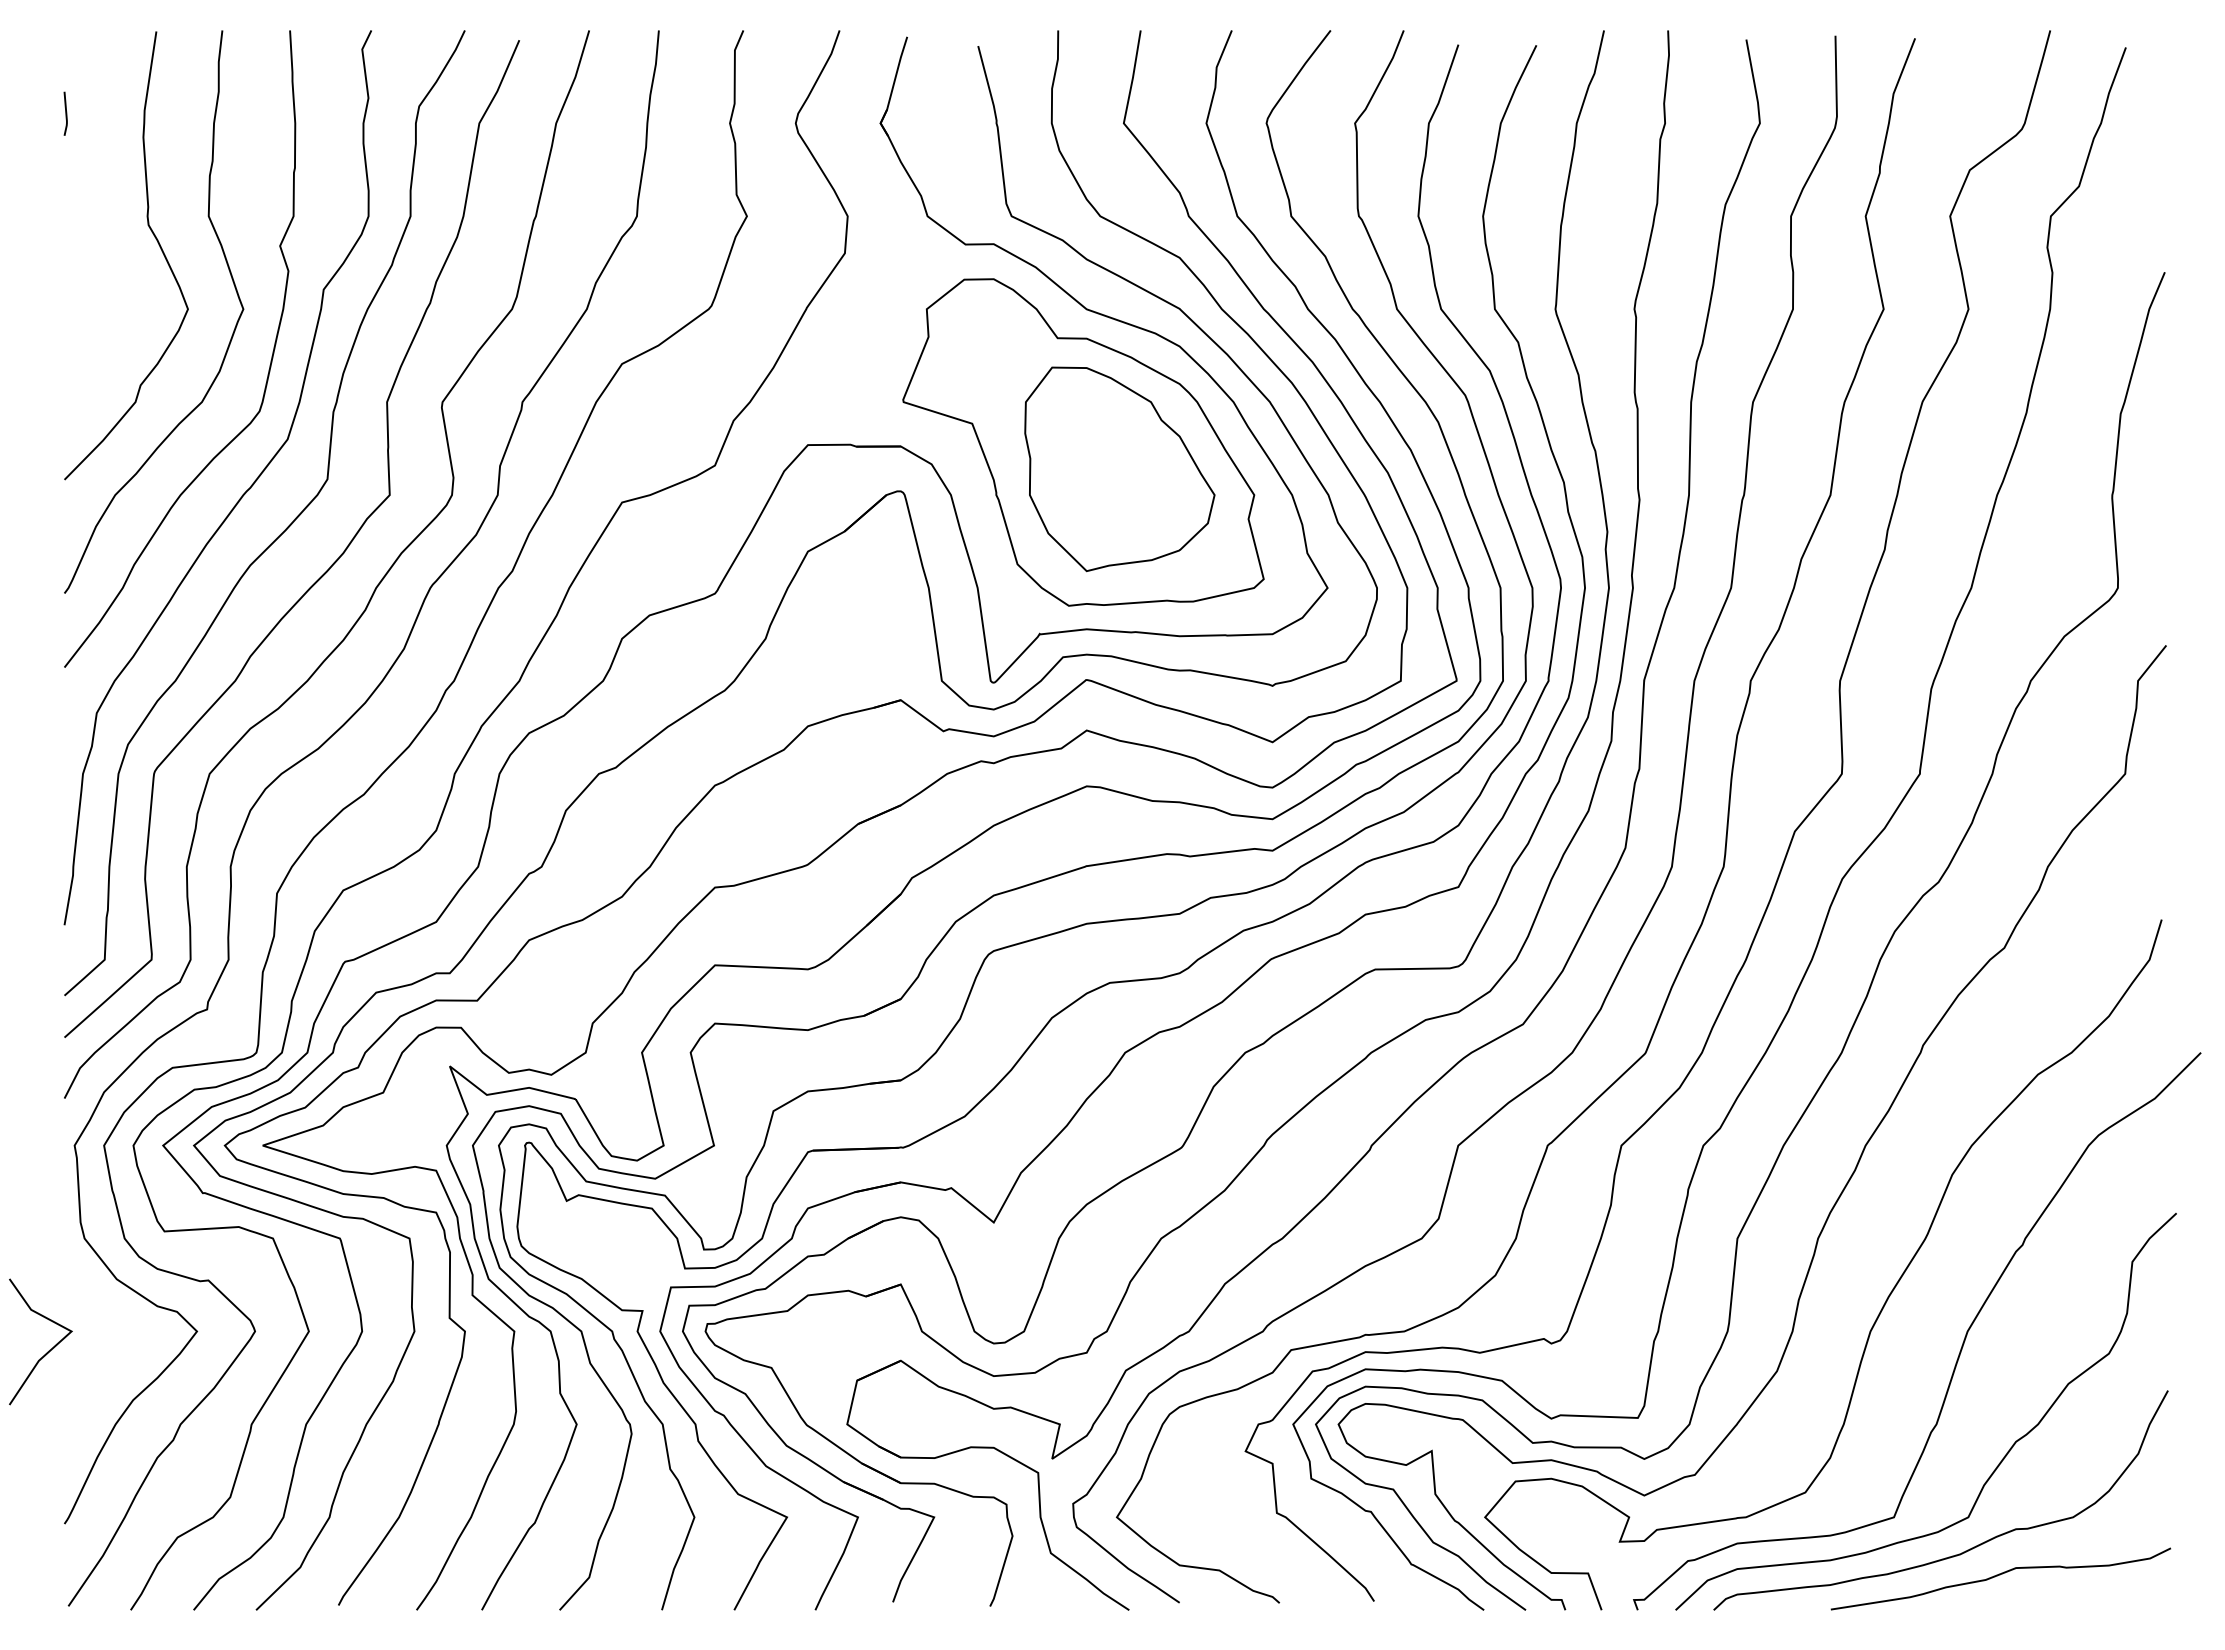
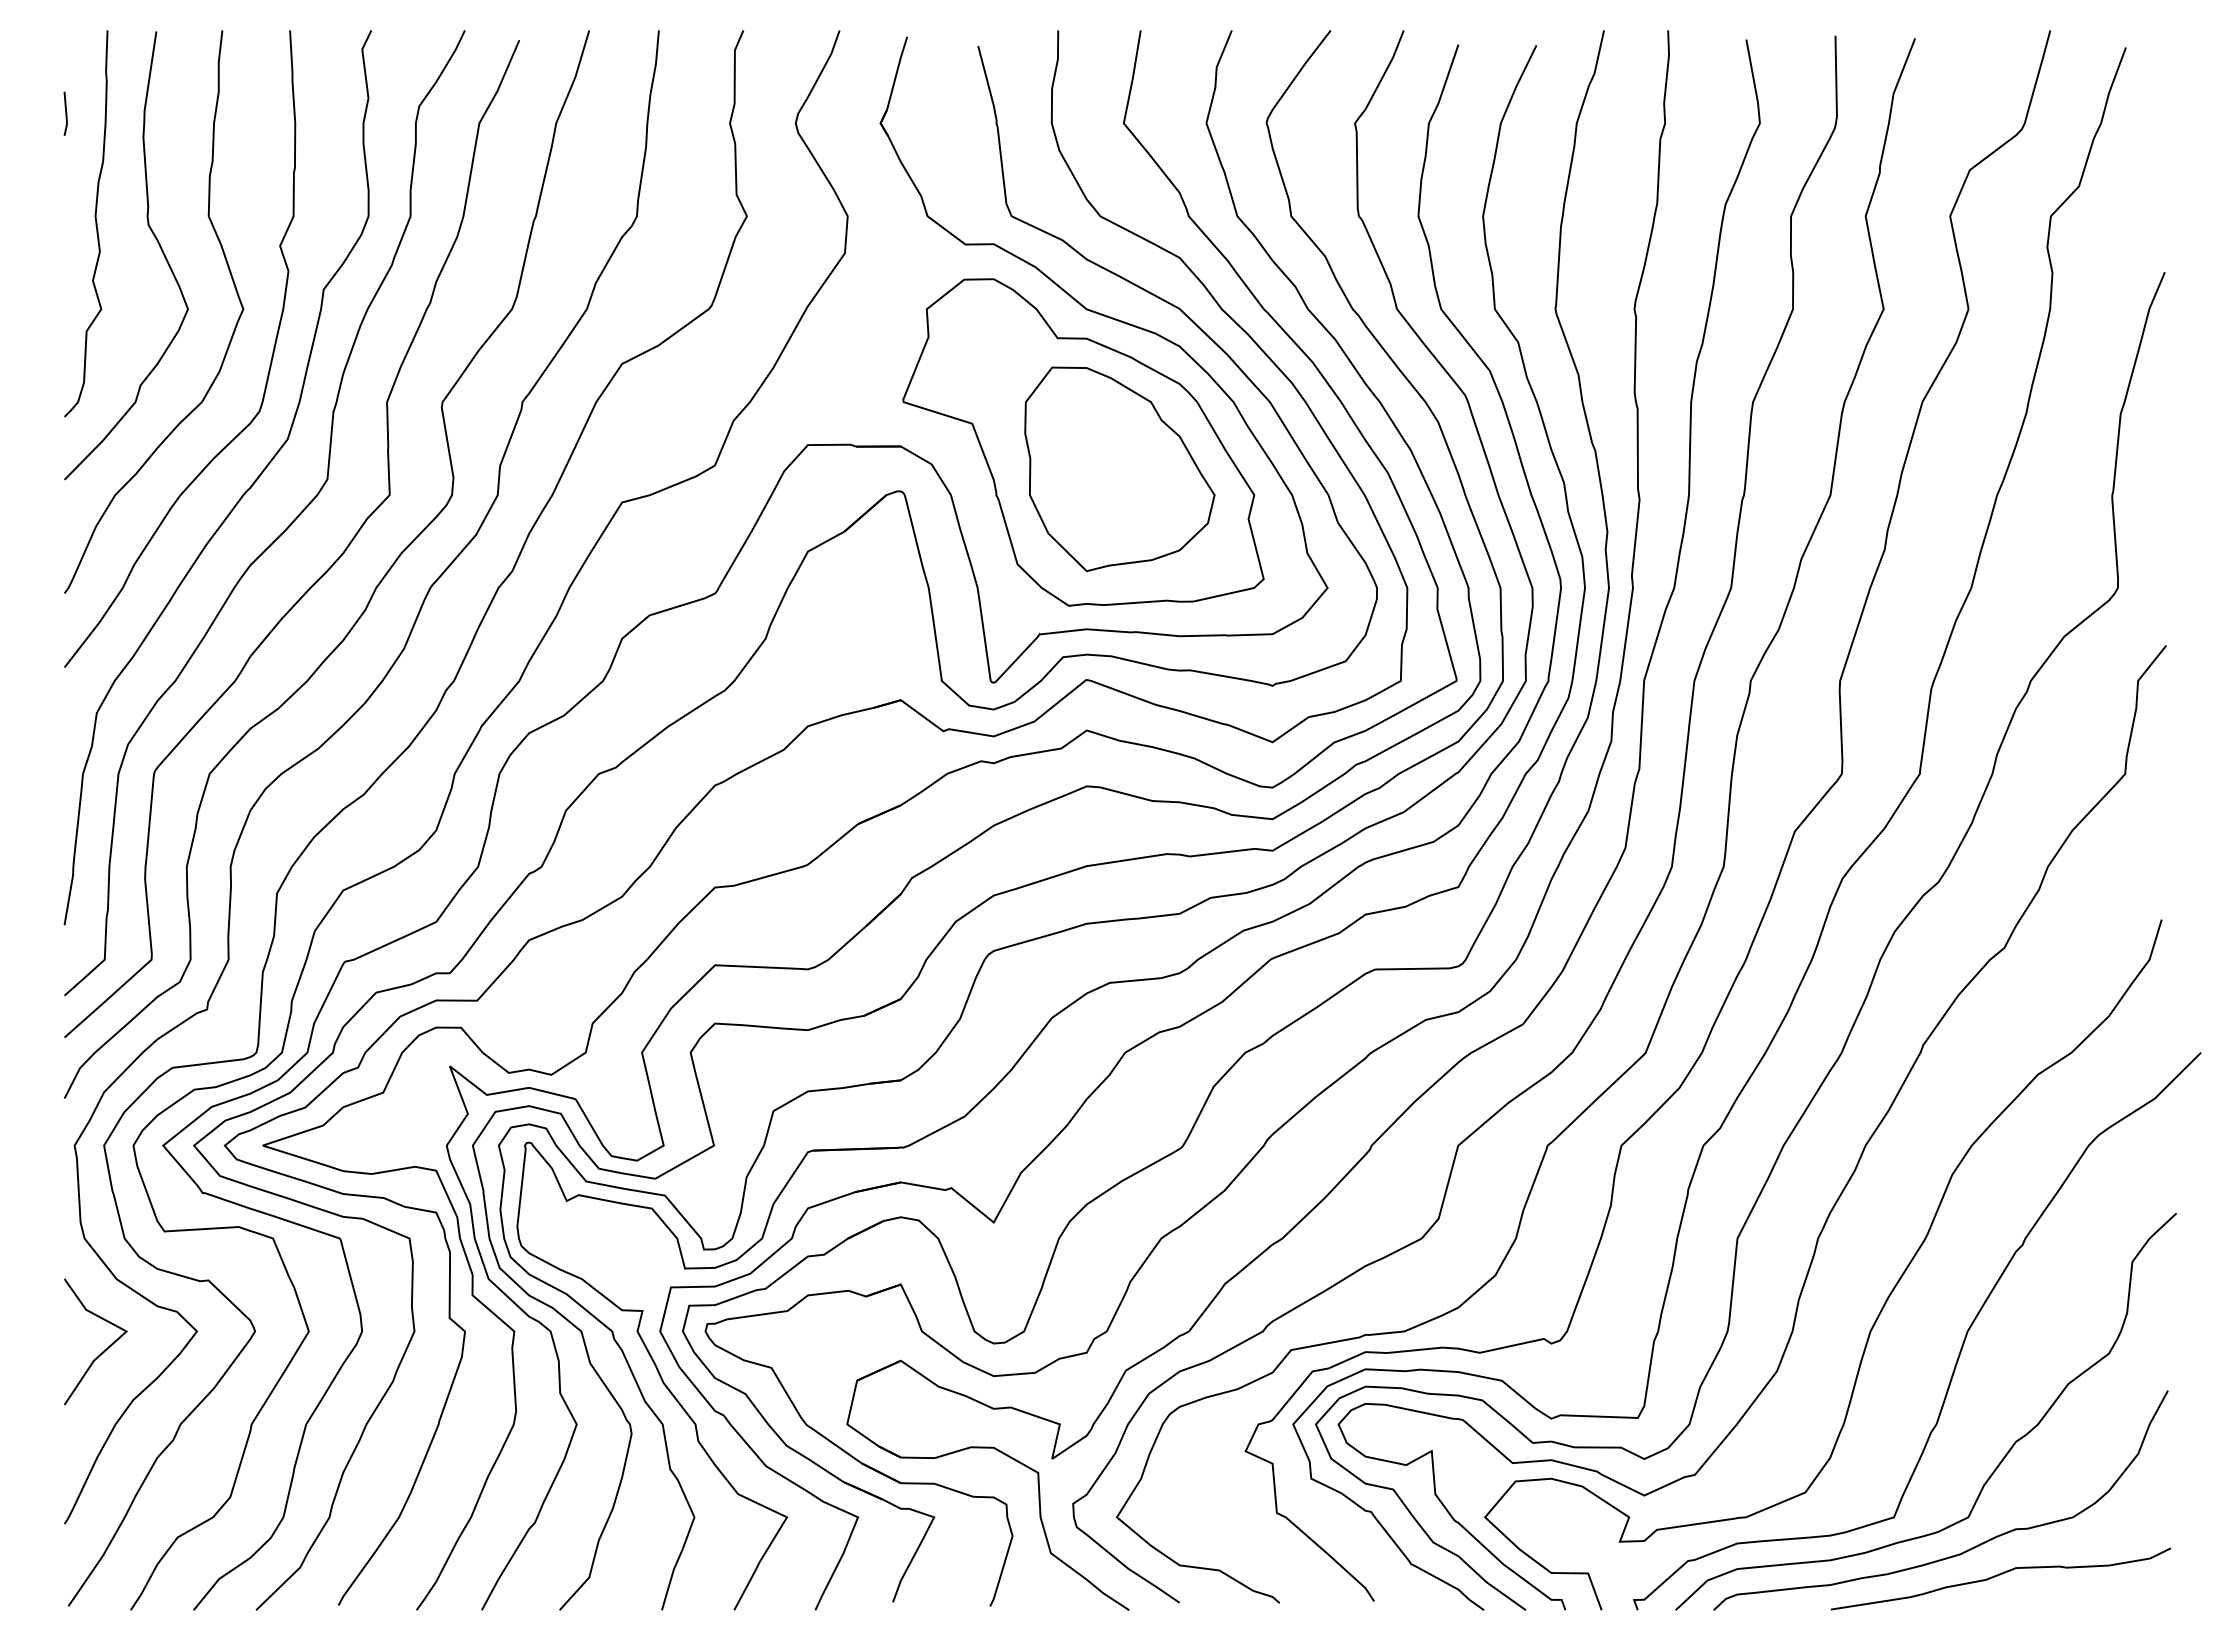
curve: none -> present (95, 223)
line position: (48, 1350) -> (103, 1350) (103, 1350)
